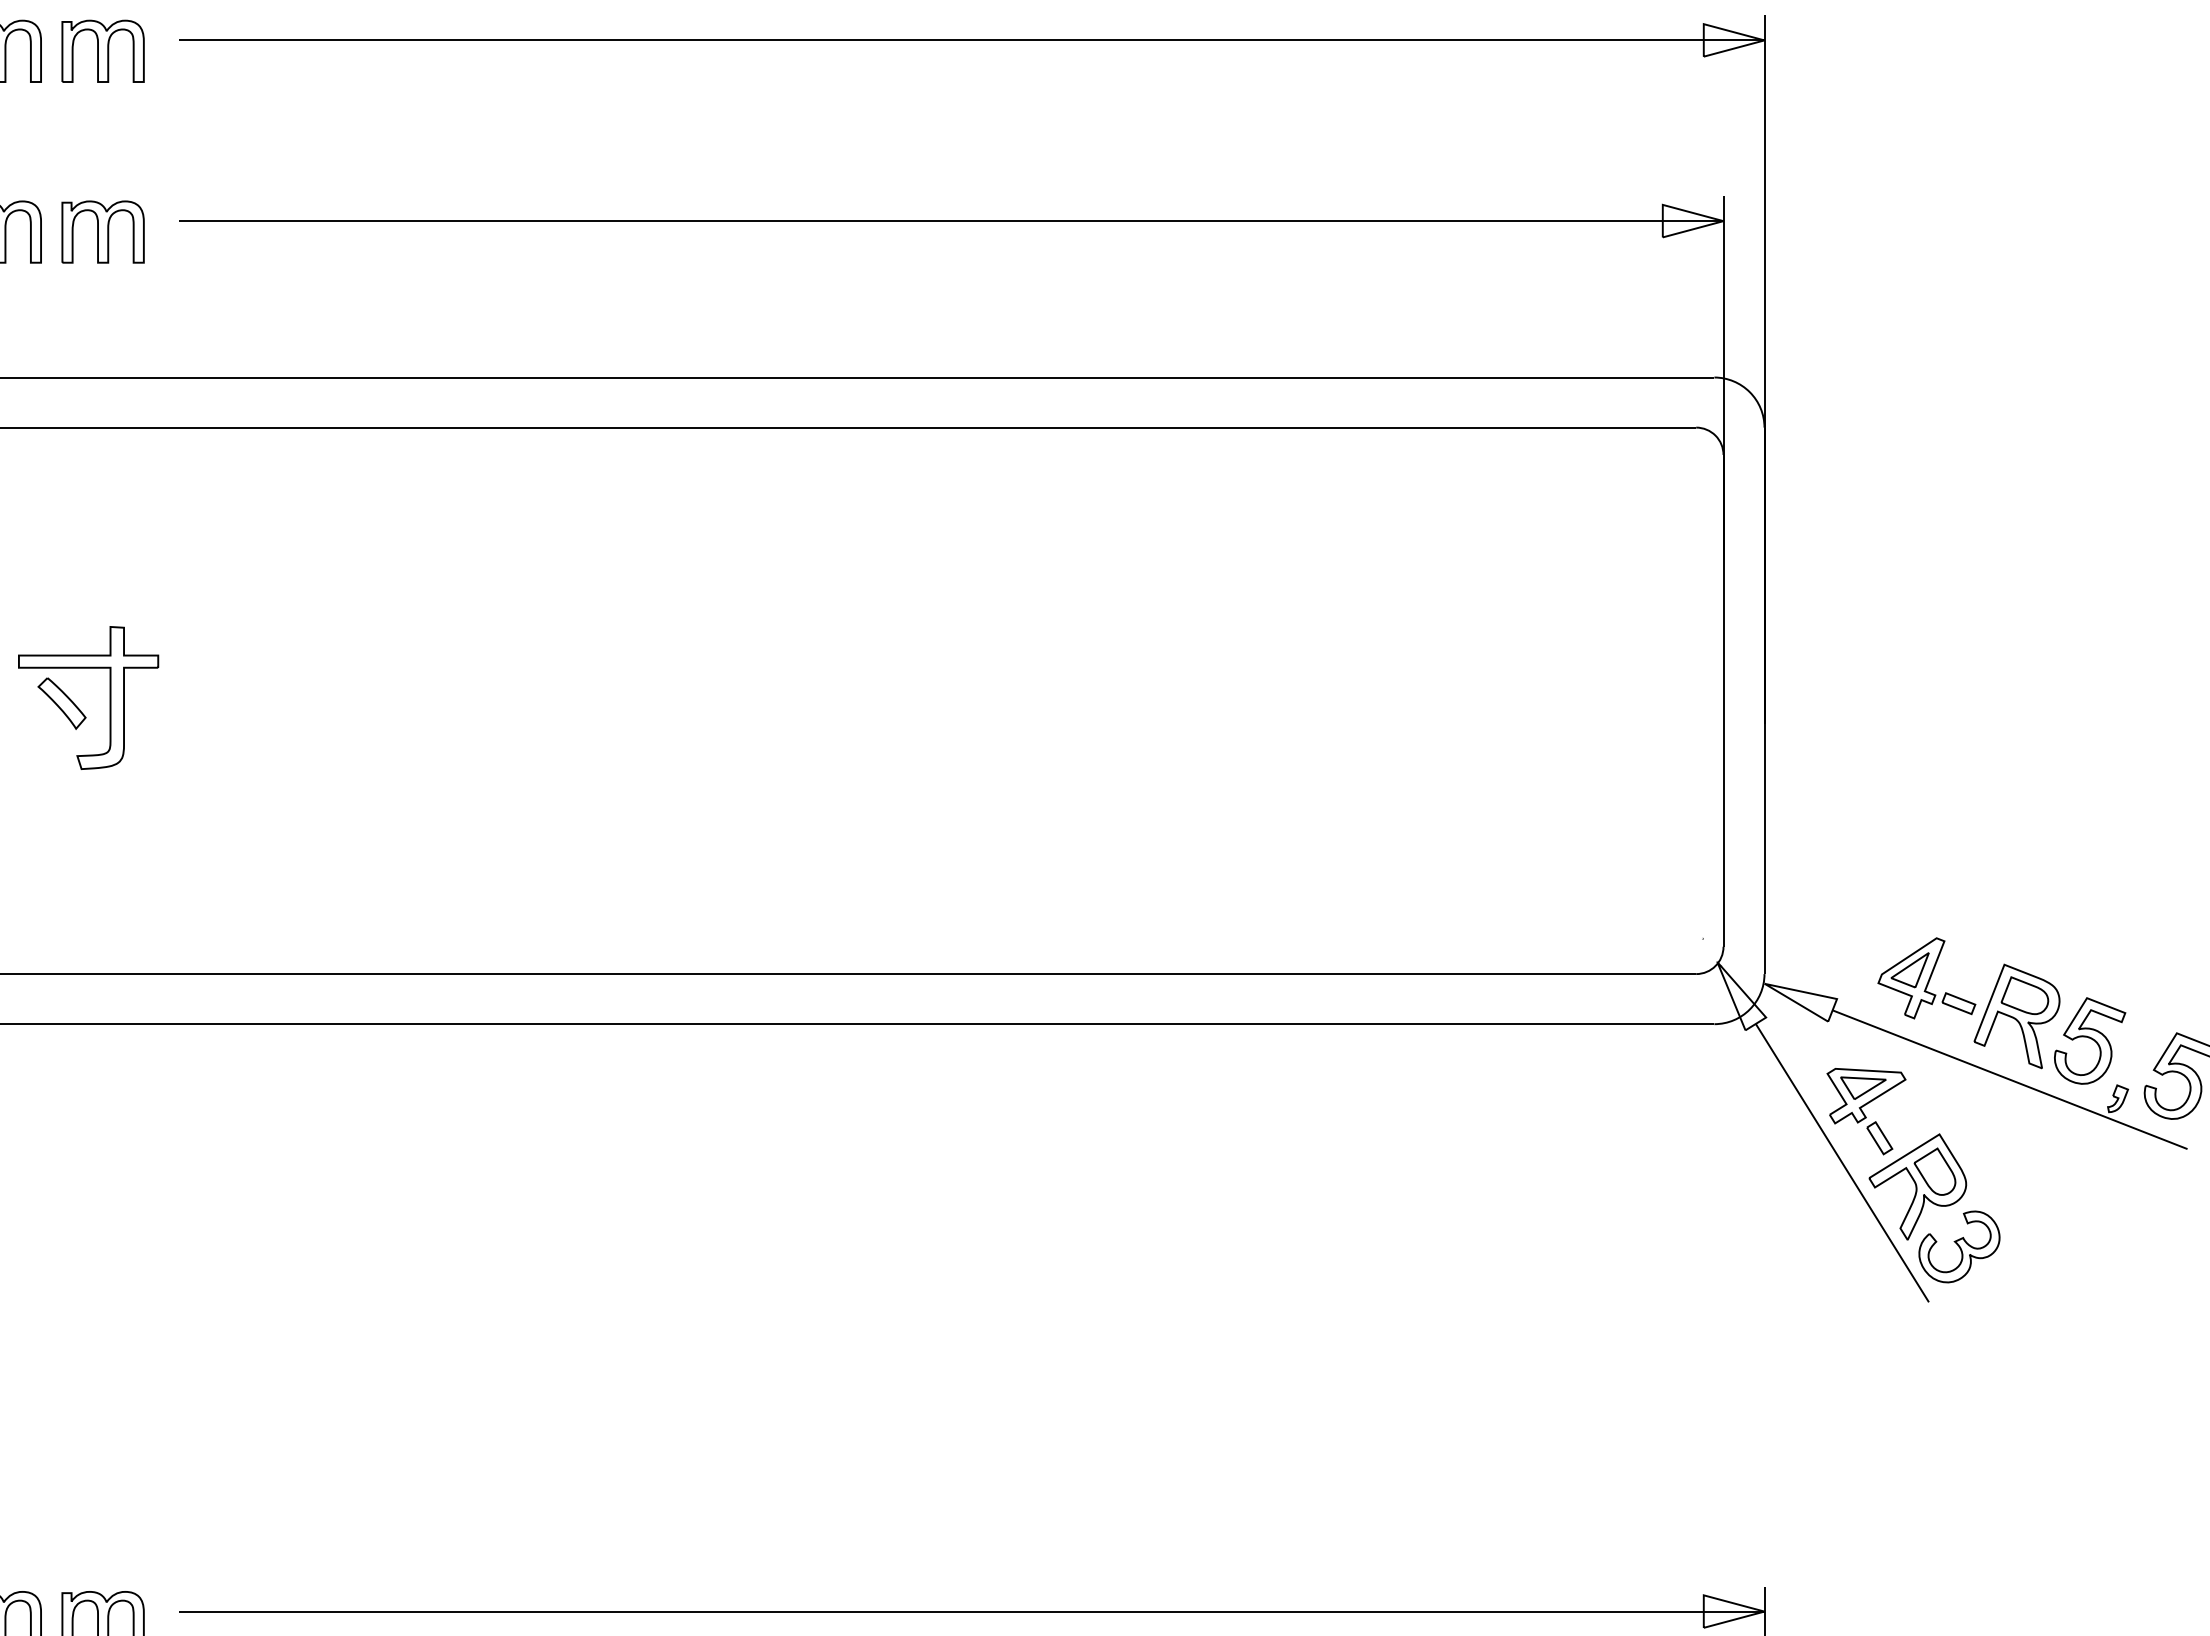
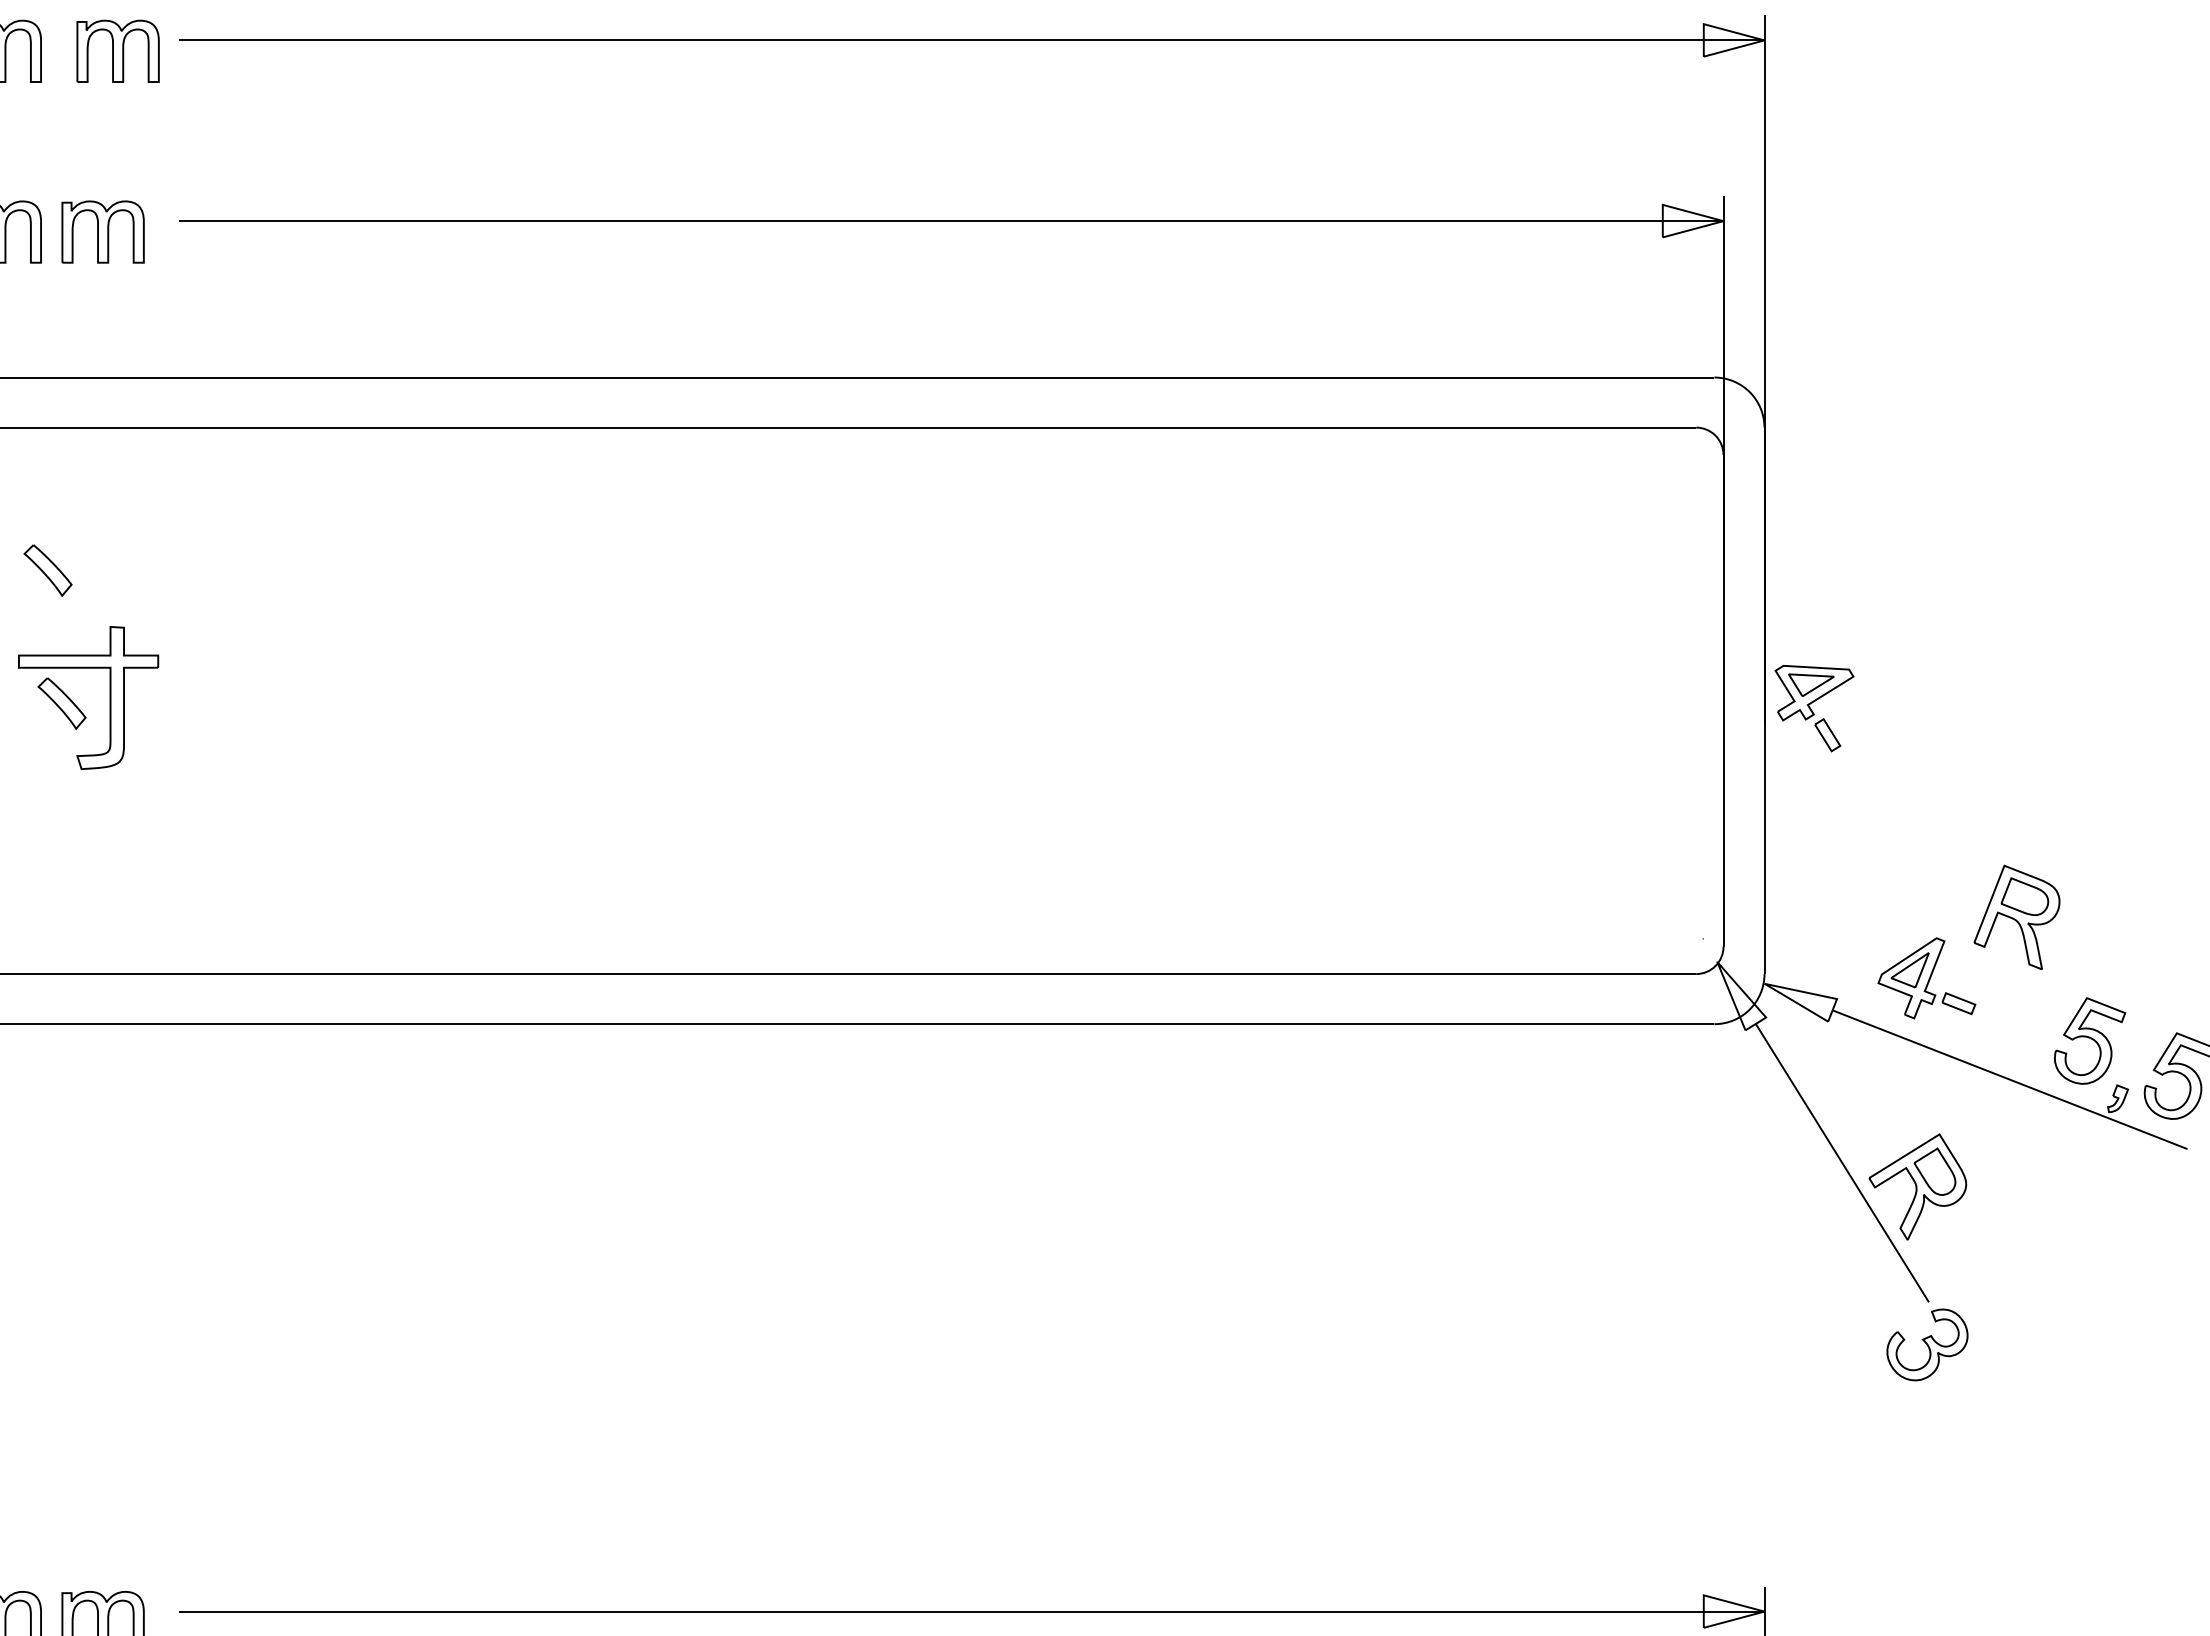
part position: (102, 50) -> (117, 50) (117, 50)
part: none -> present (47, 570)
part position: (2016, 1016) -> (2016, 917) (2016, 917)
part position: (1866, 1111) -> (1814, 708) (1814, 708)
part position: (1959, 1246) -> (1927, 1344) (1927, 1344)
